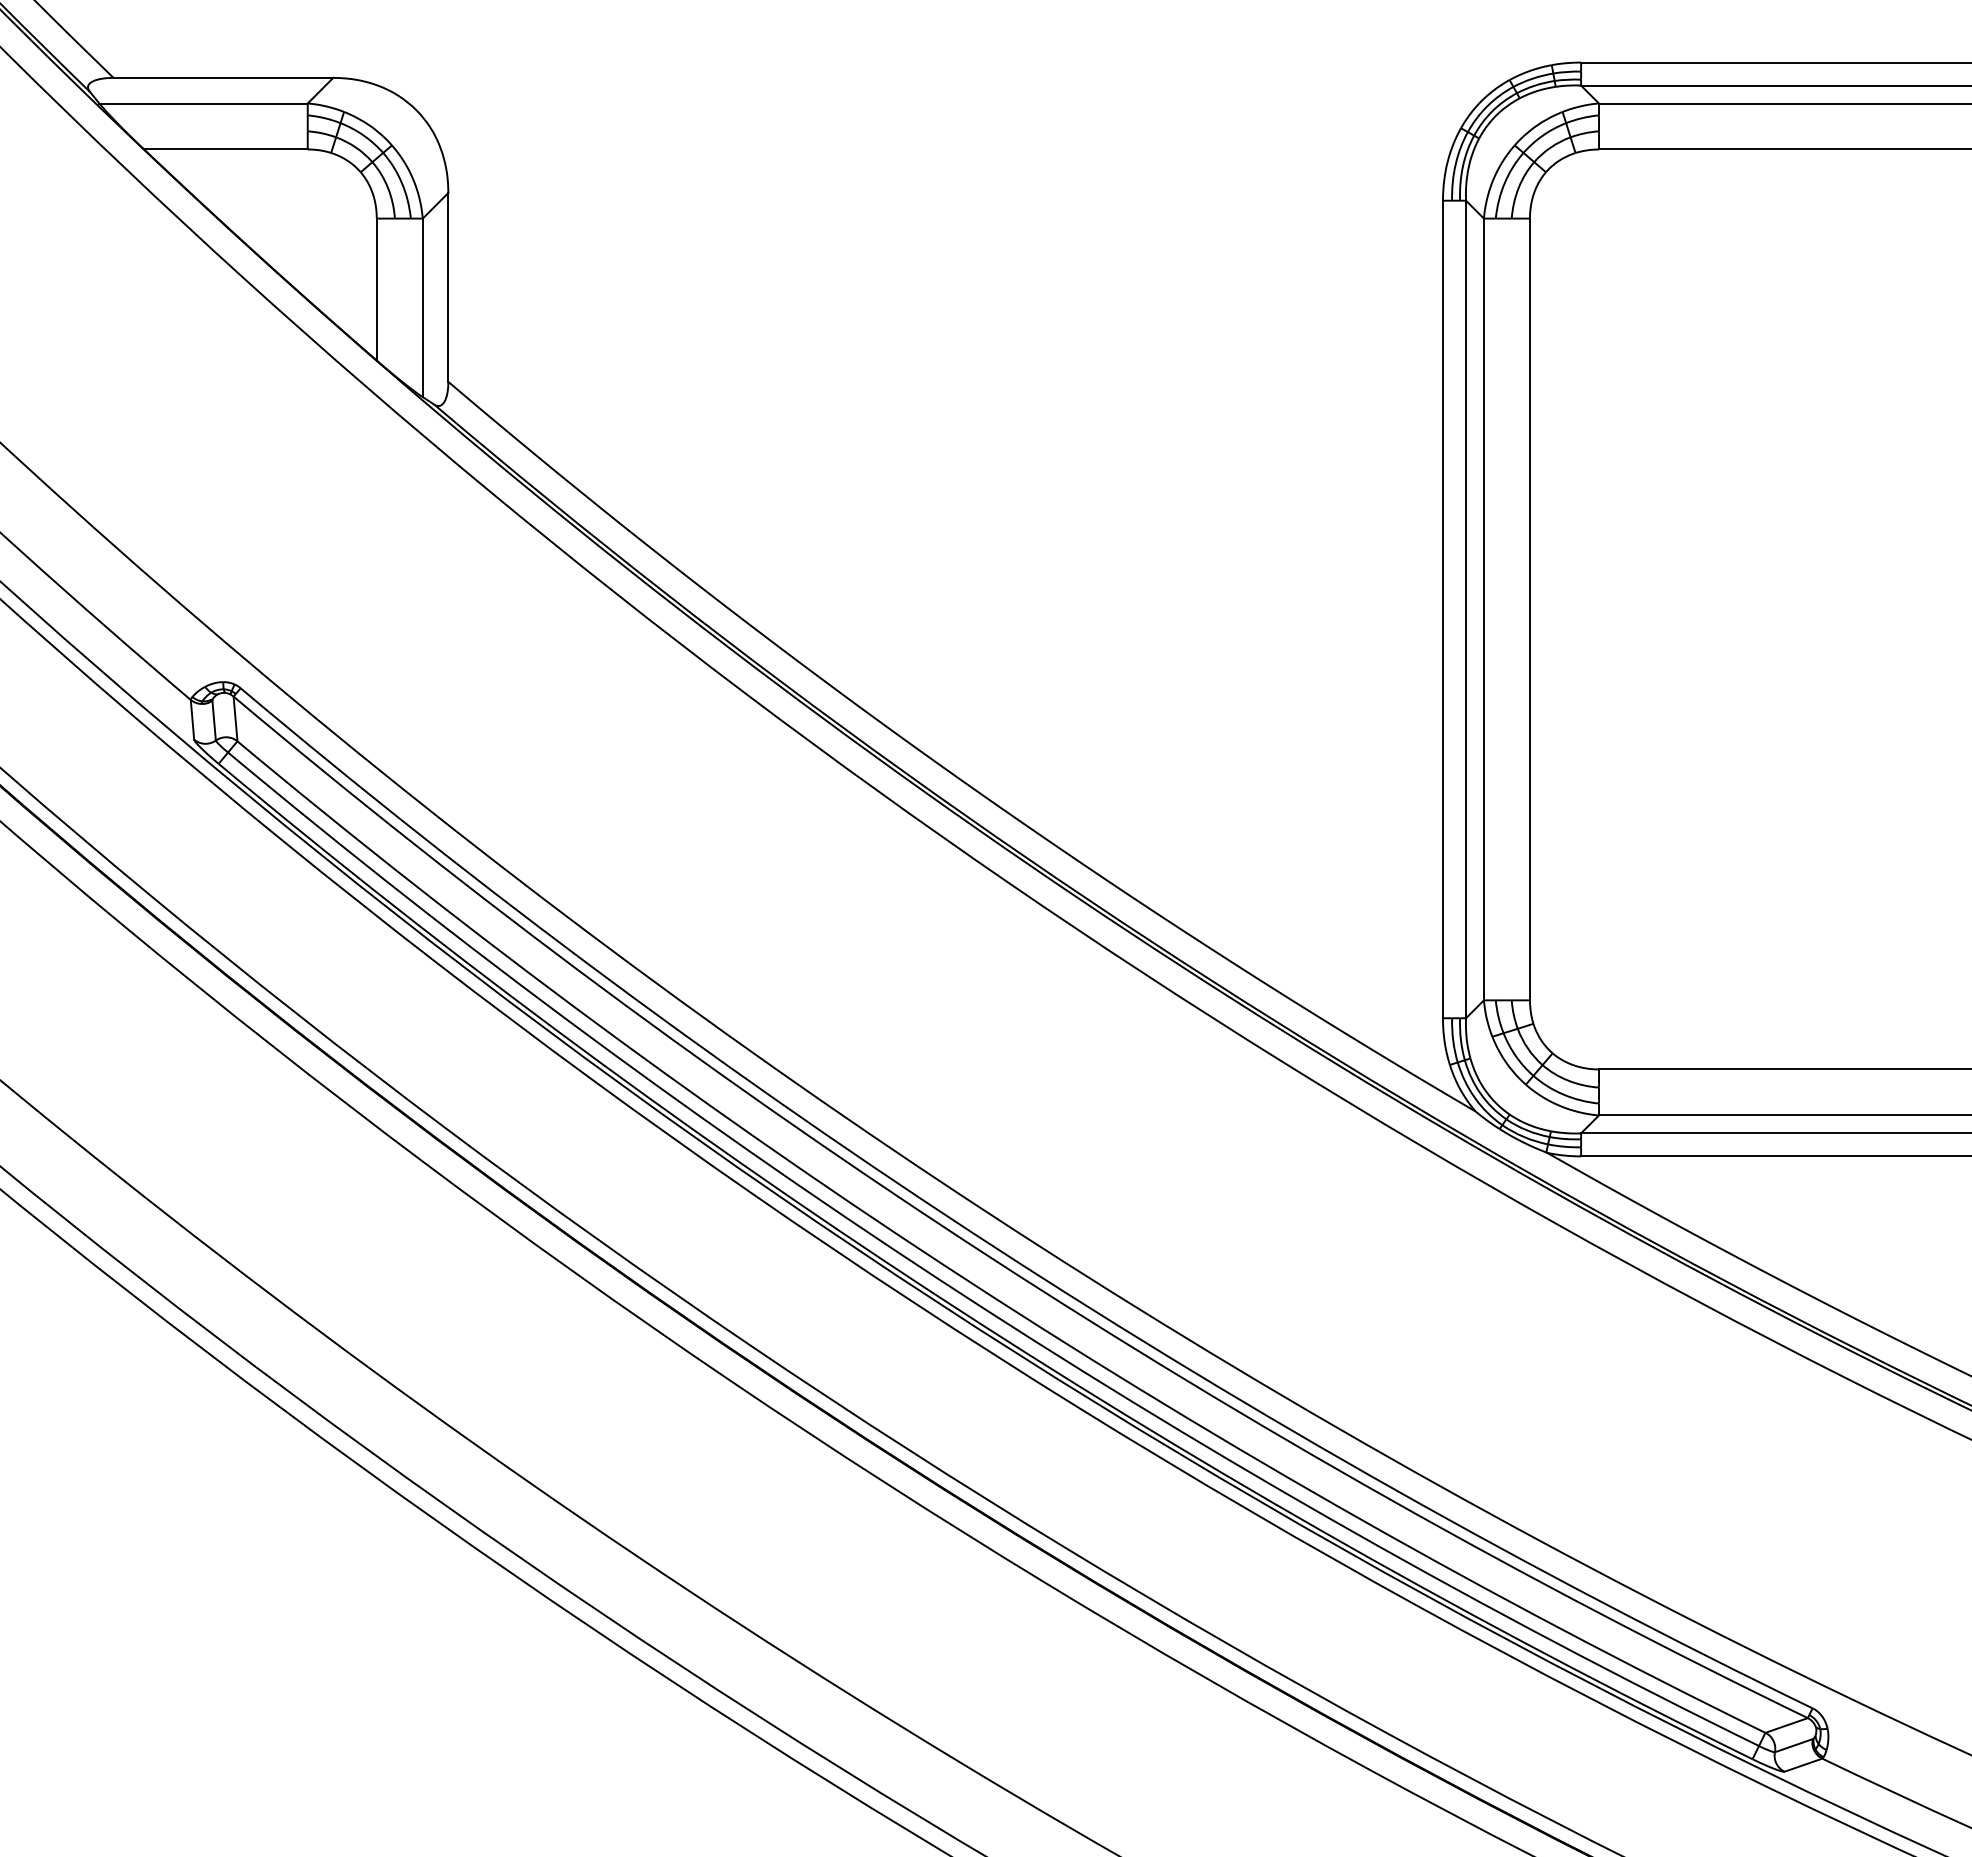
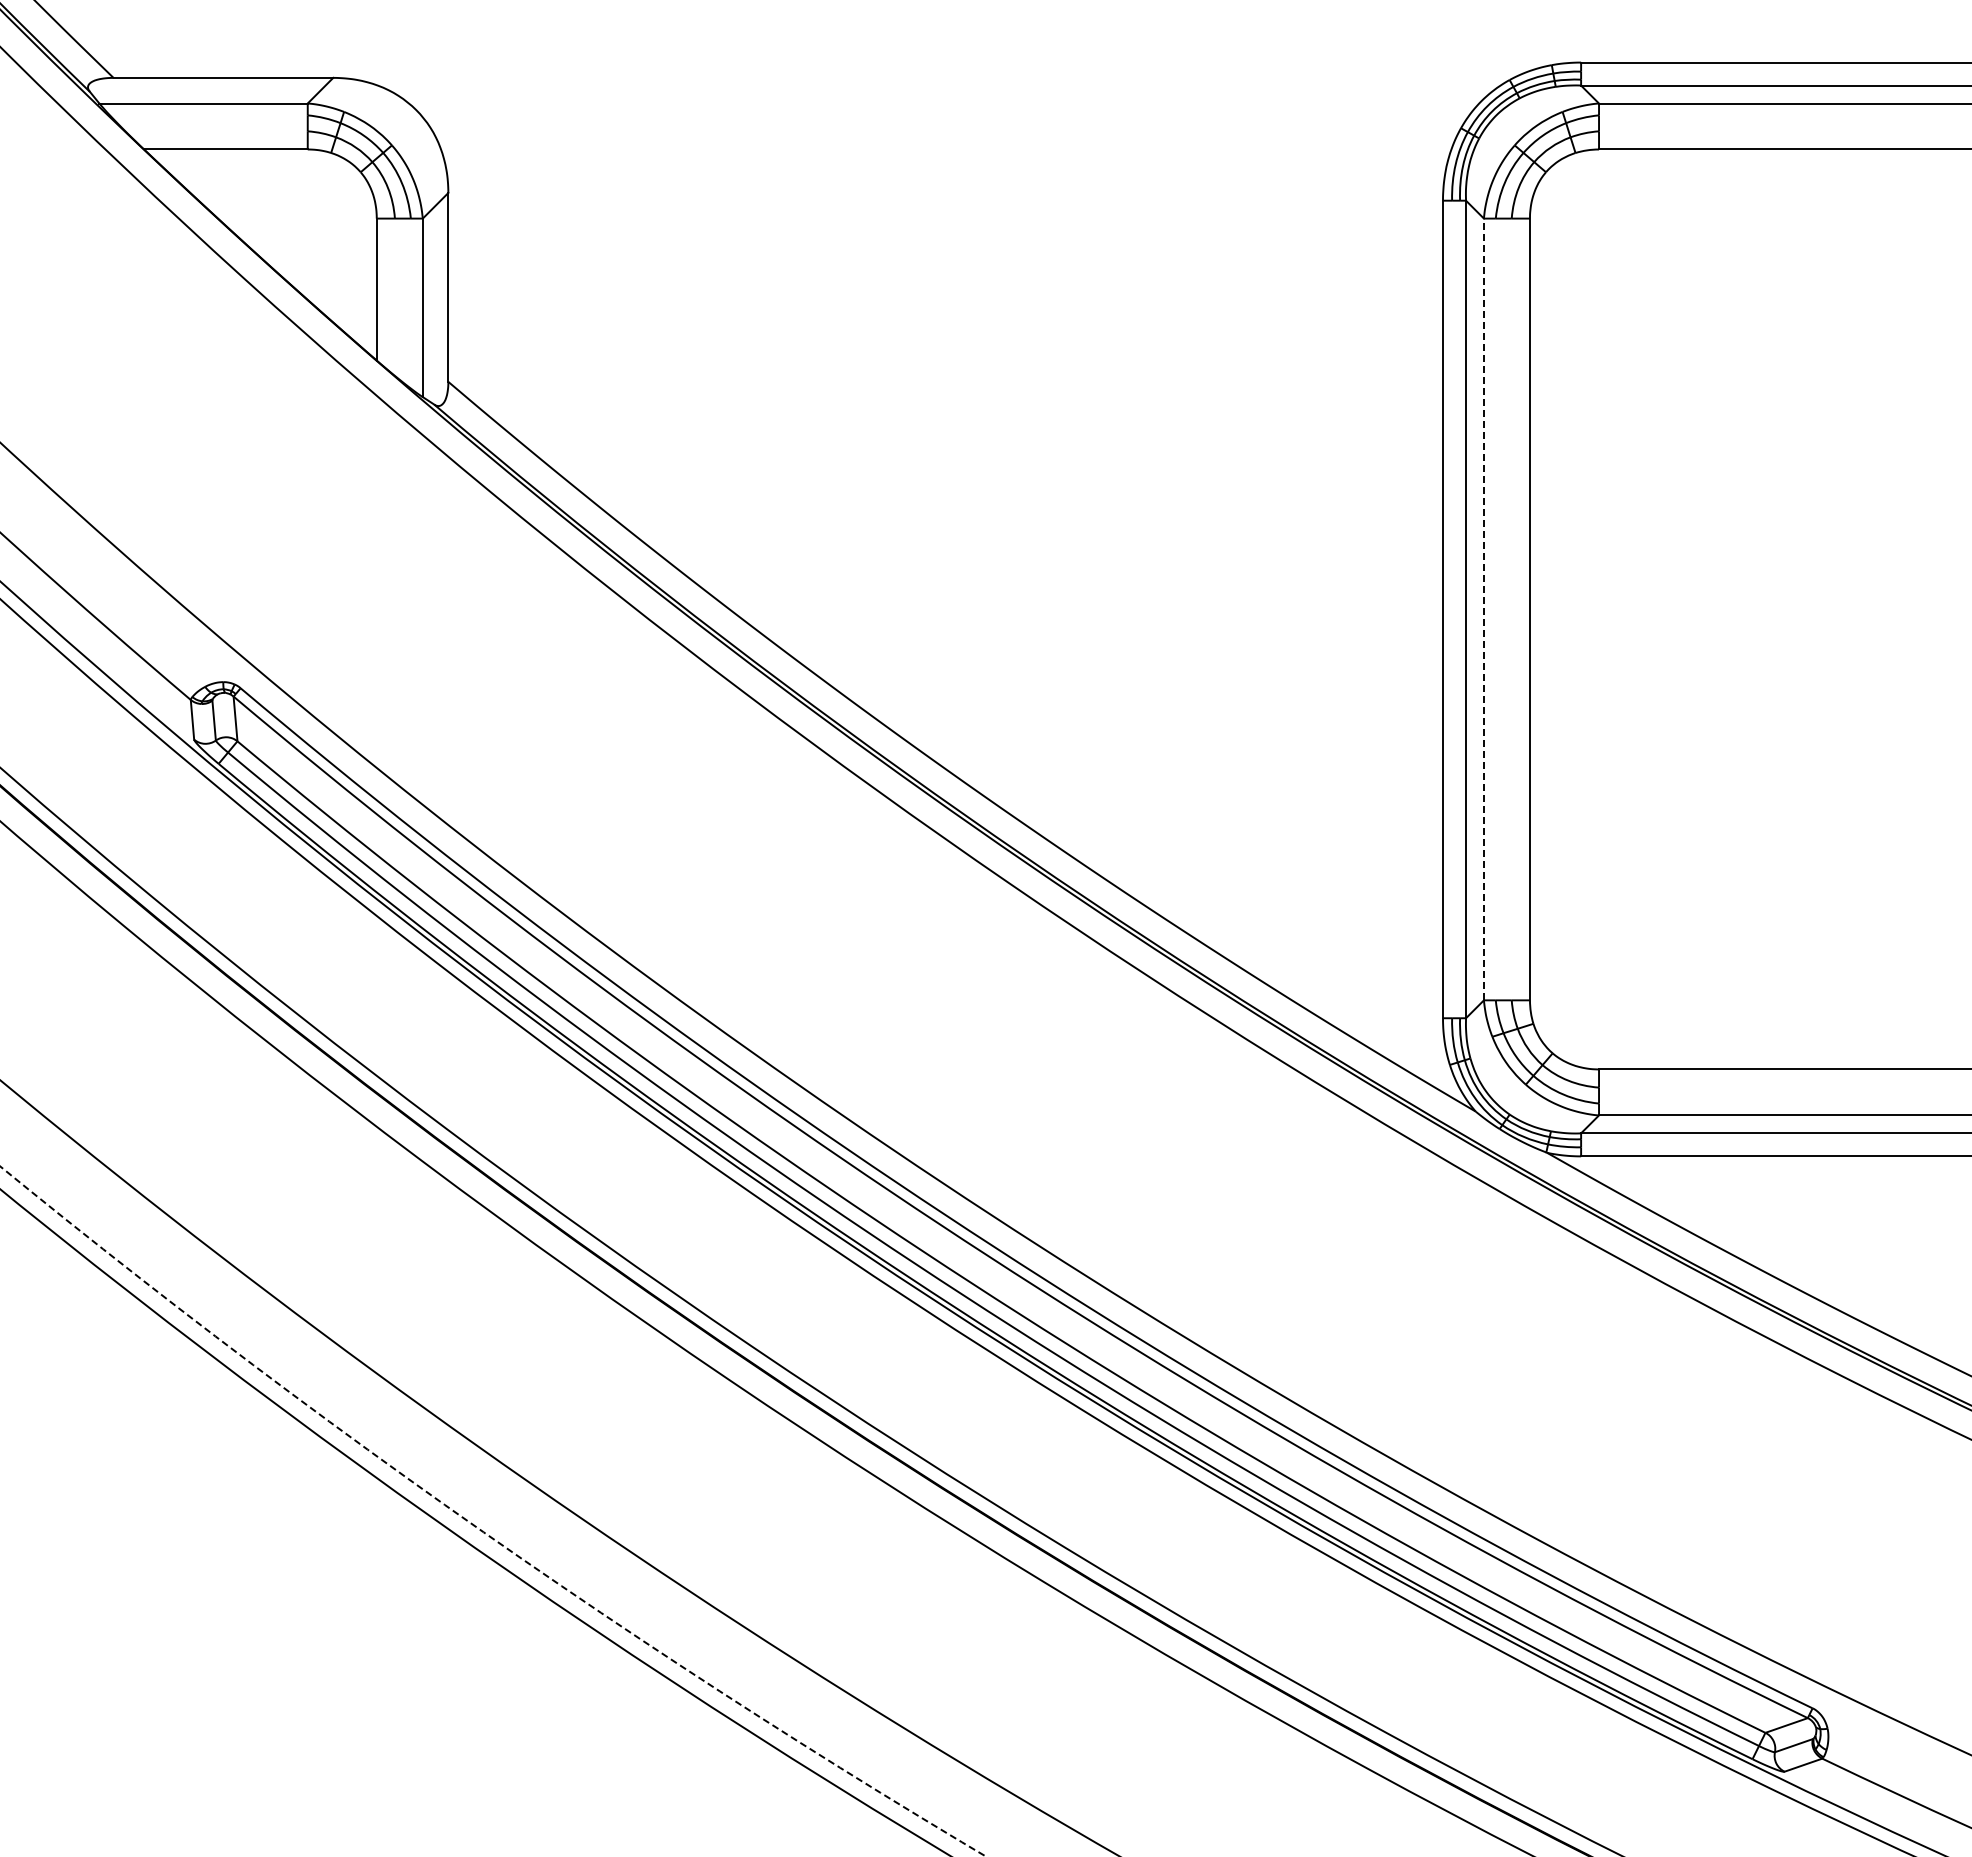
line: solid -> dashed (1483, 609)
arc: solid -> dashed (480, 1529)
